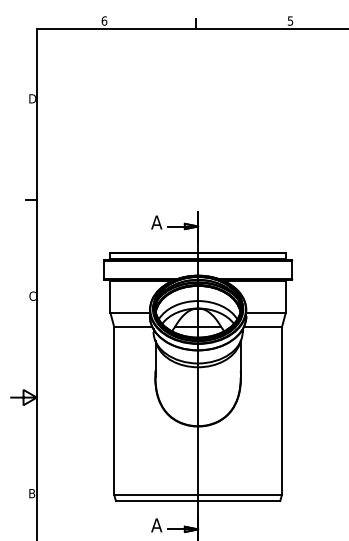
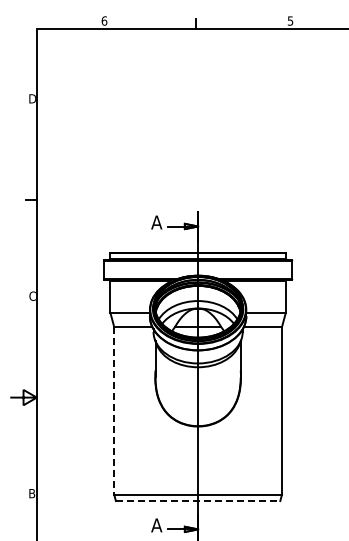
line: solid -> dashed (114, 410)
line: solid -> dashed (198, 501)
